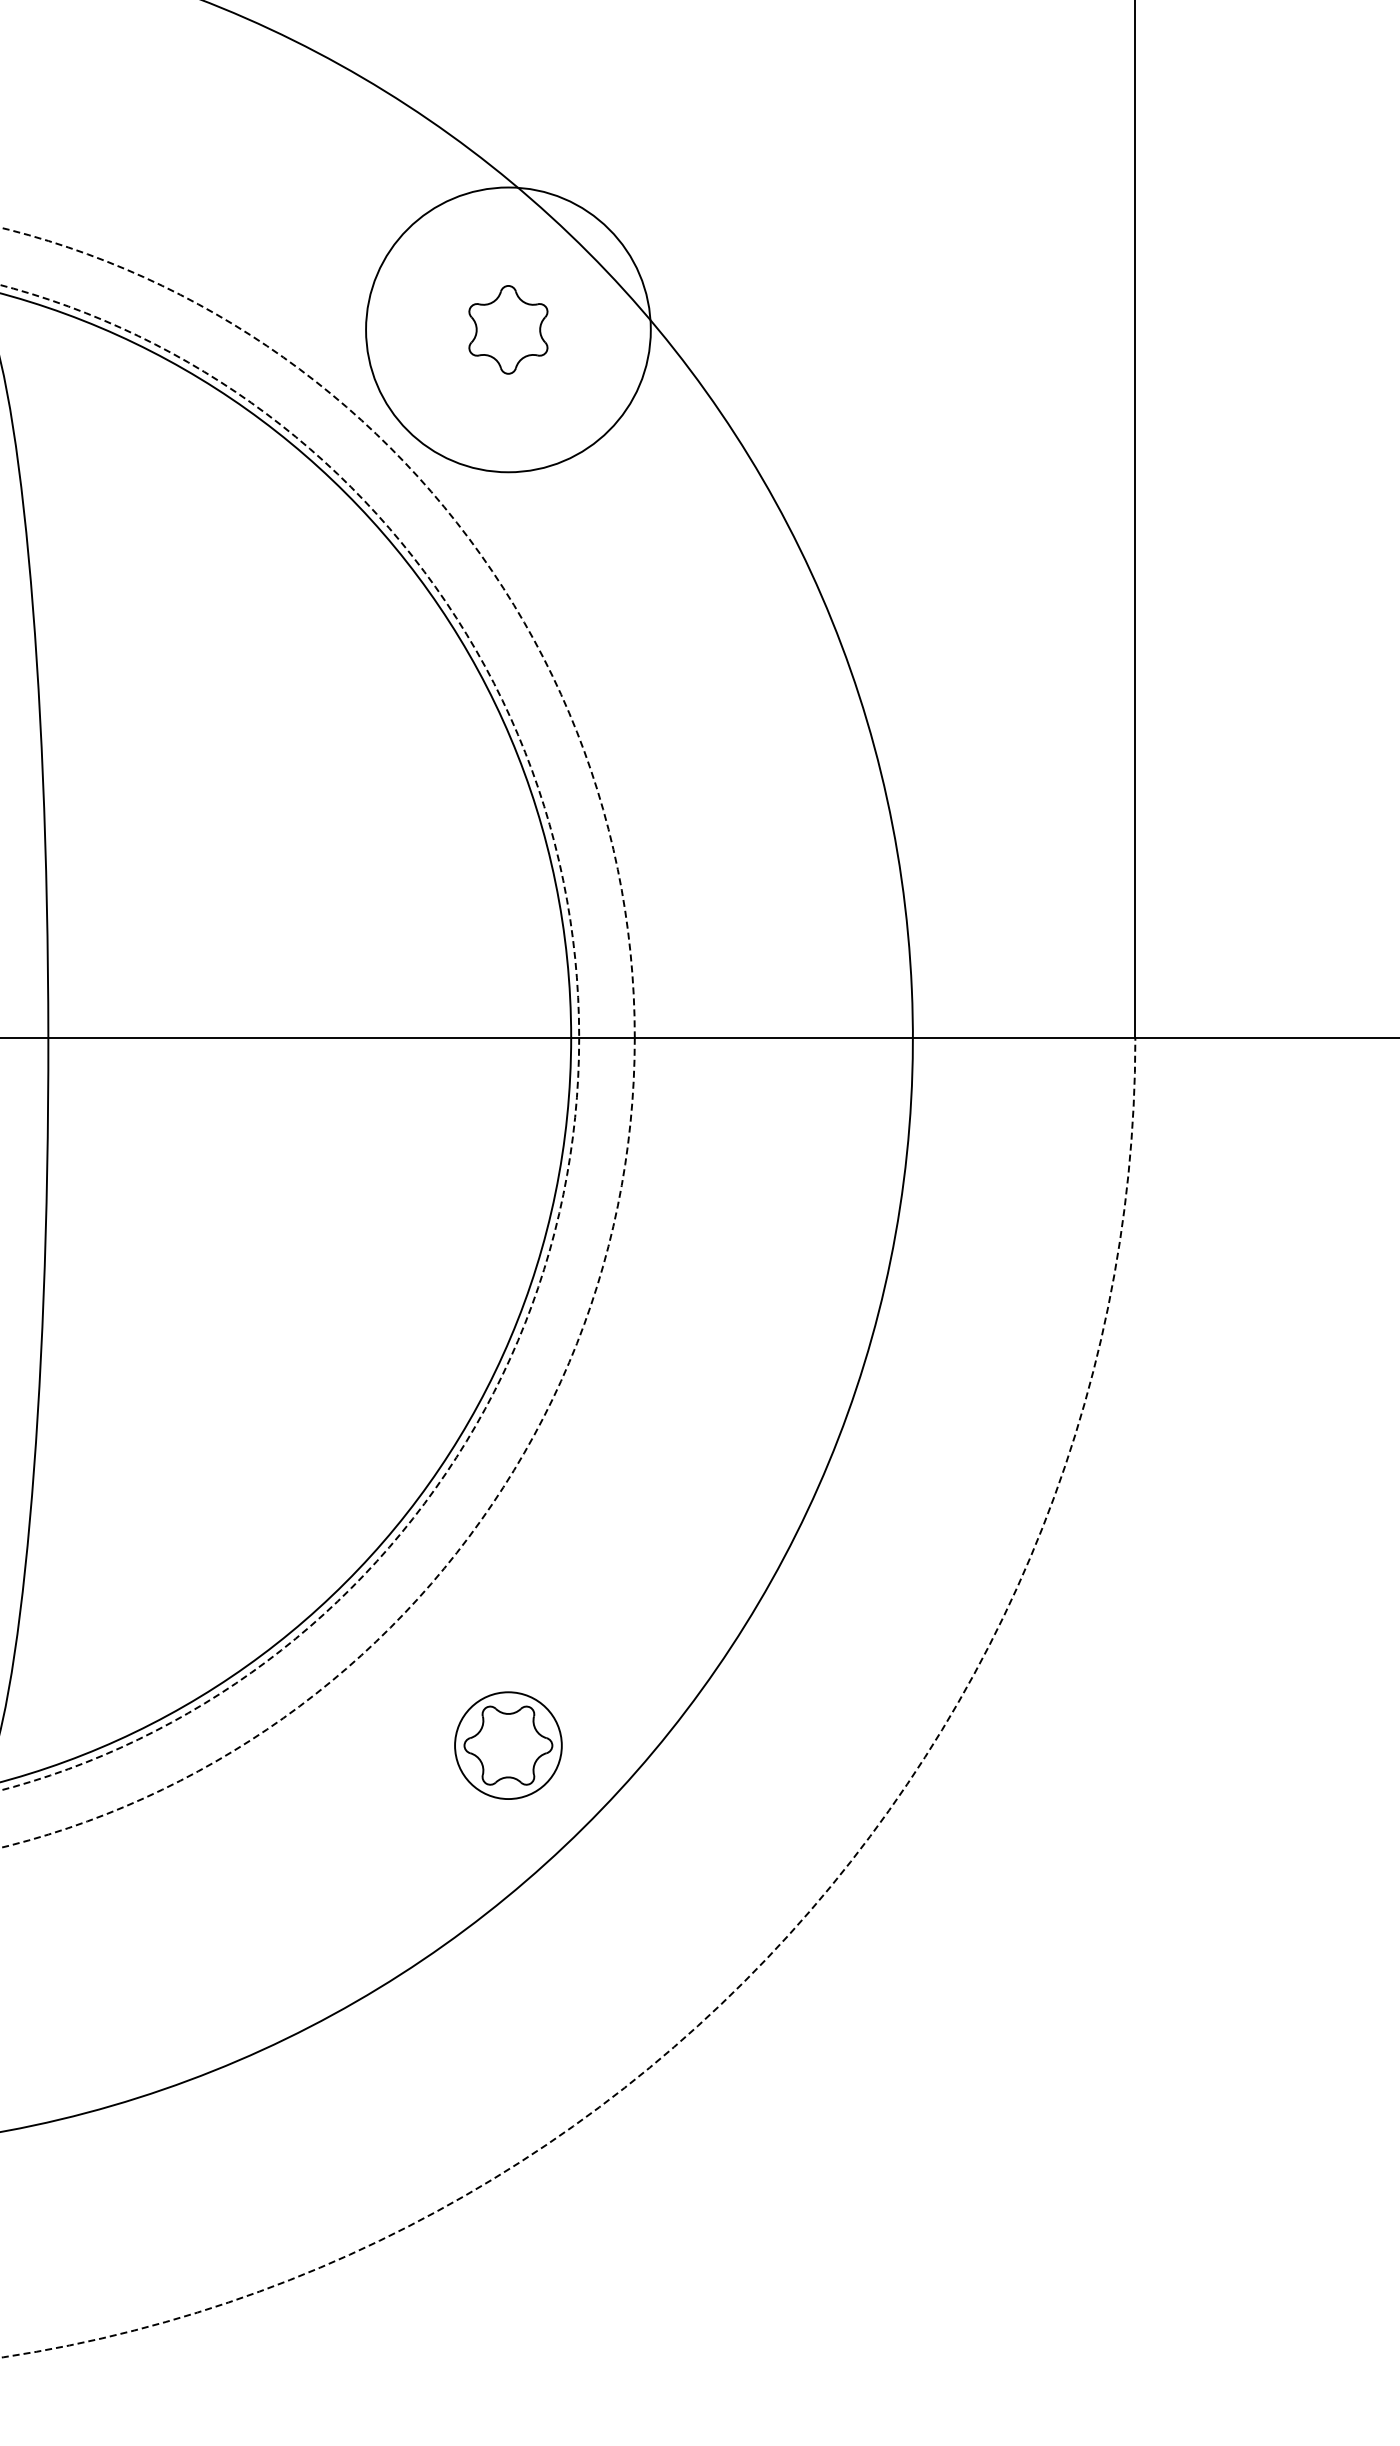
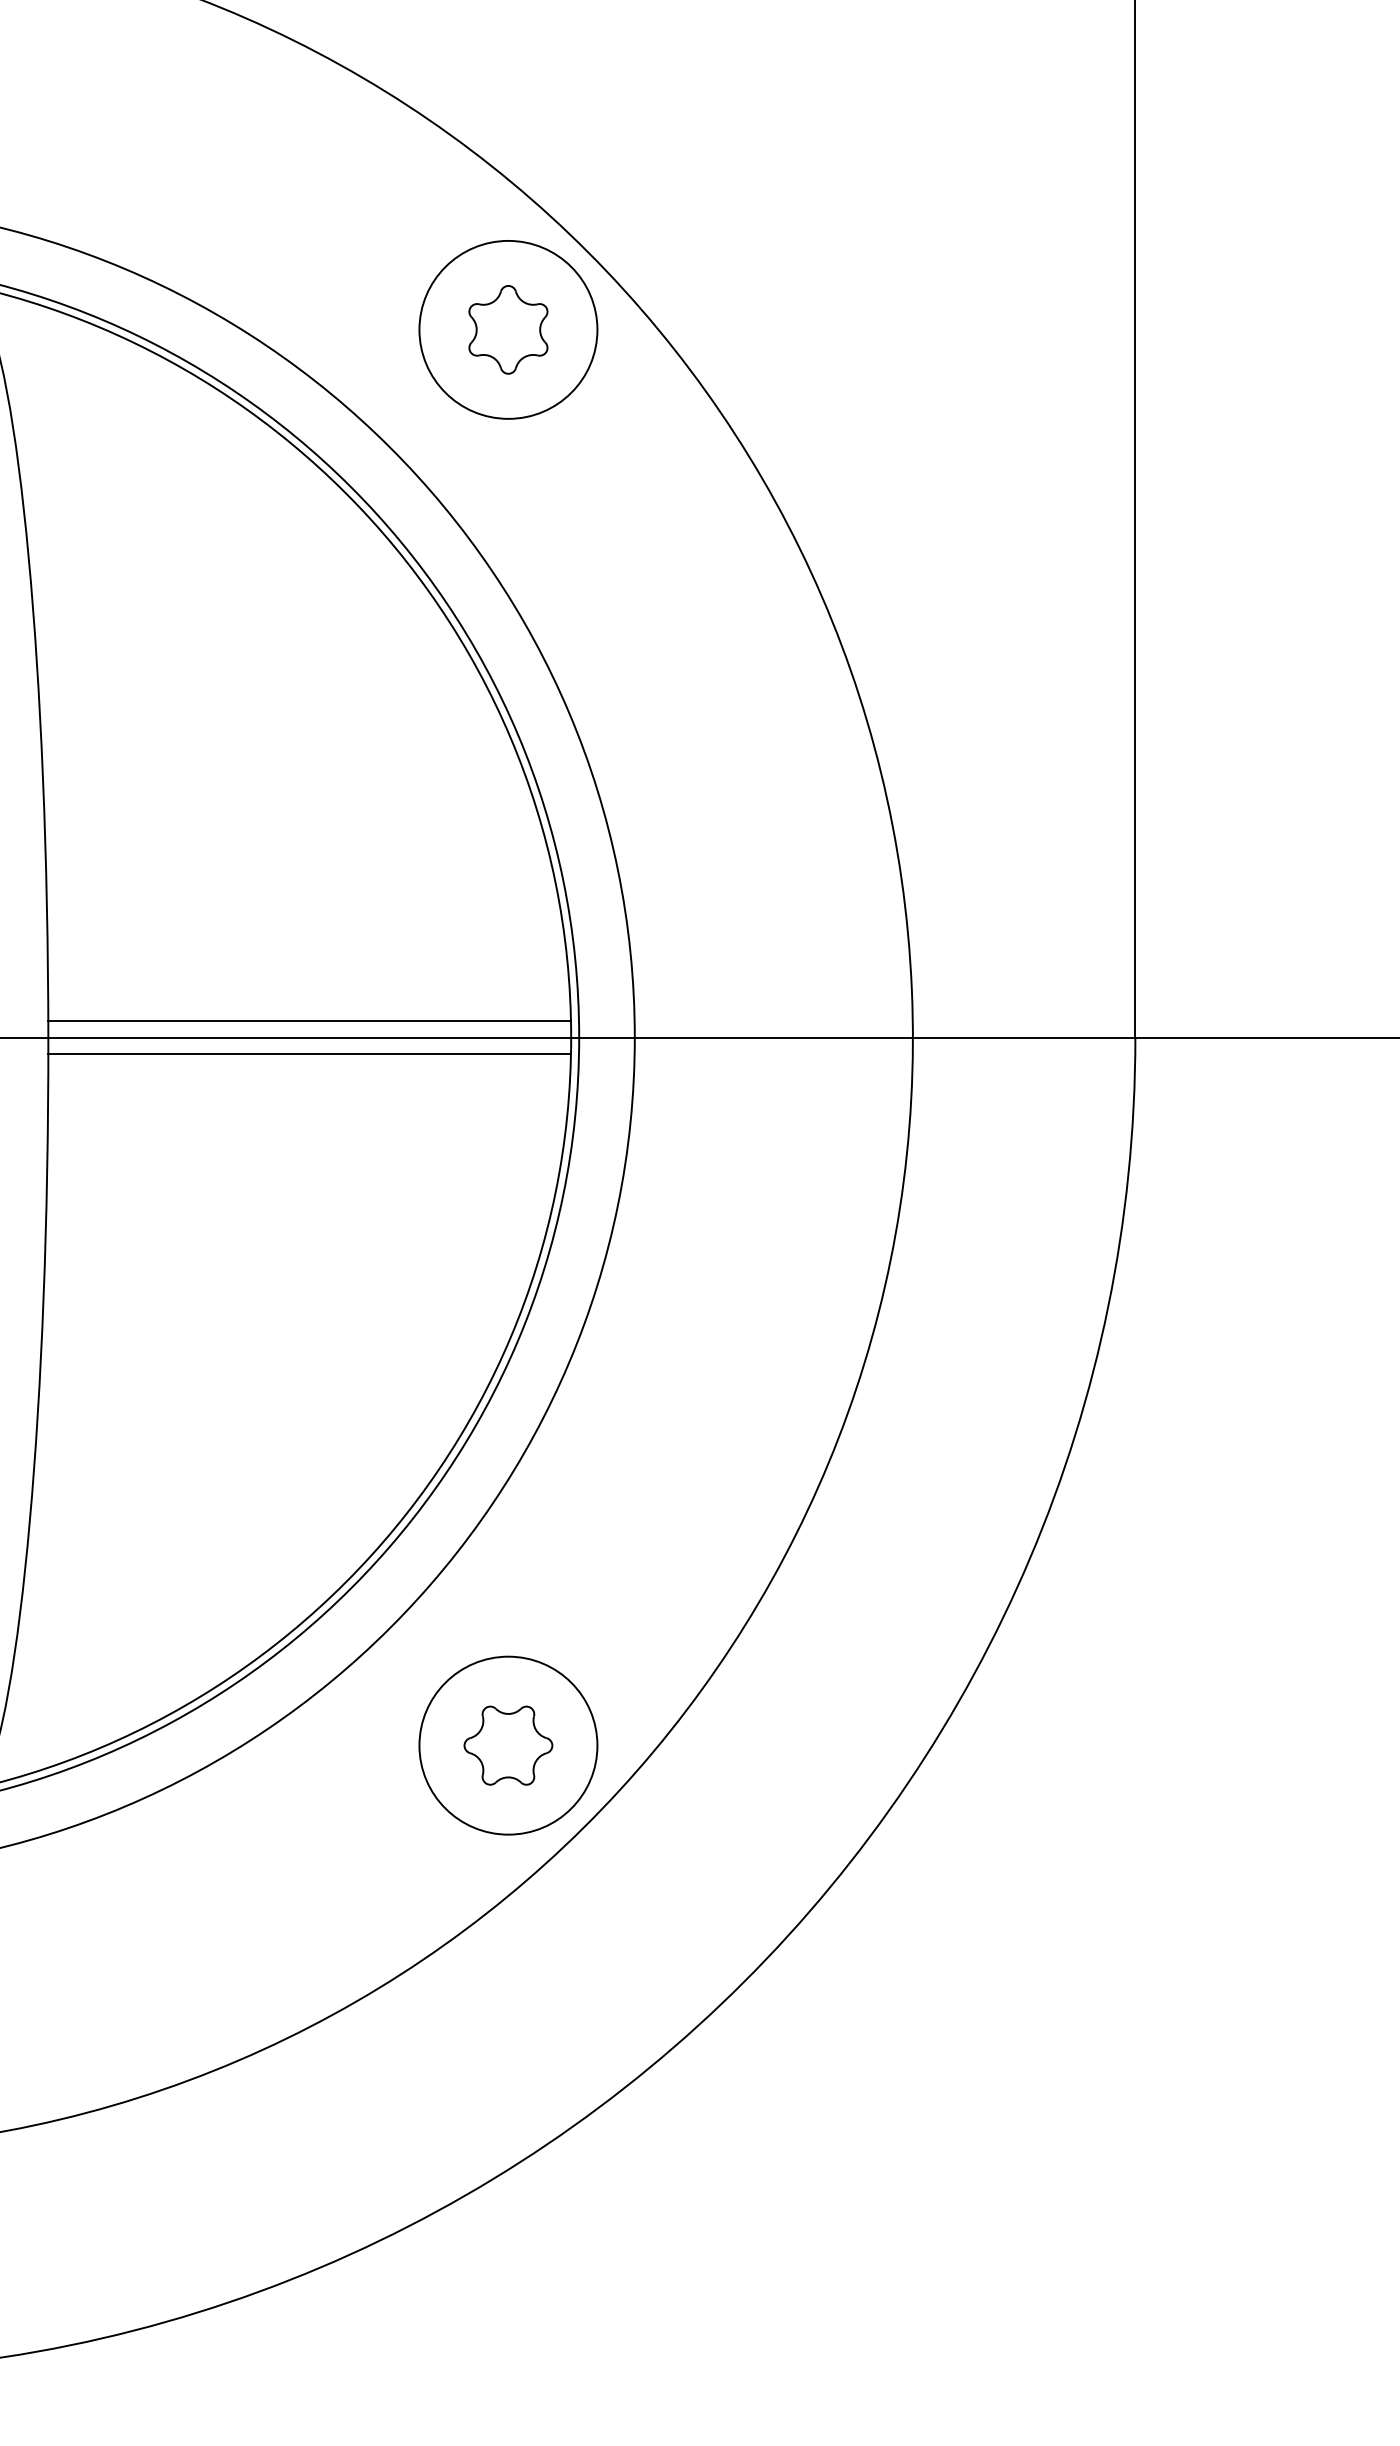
circle diameter: 285 px -> 178 px (508, 329)
line: none -> present (309, 1021)
circle: dashed -> solid (289, 1037)
circle: dashed -> solid (317, 1037)
line: none -> present (309, 1054)
circle diameter: 107 px -> 178 px (508, 1745)
arc: dashed -> solid (811, 1909)
